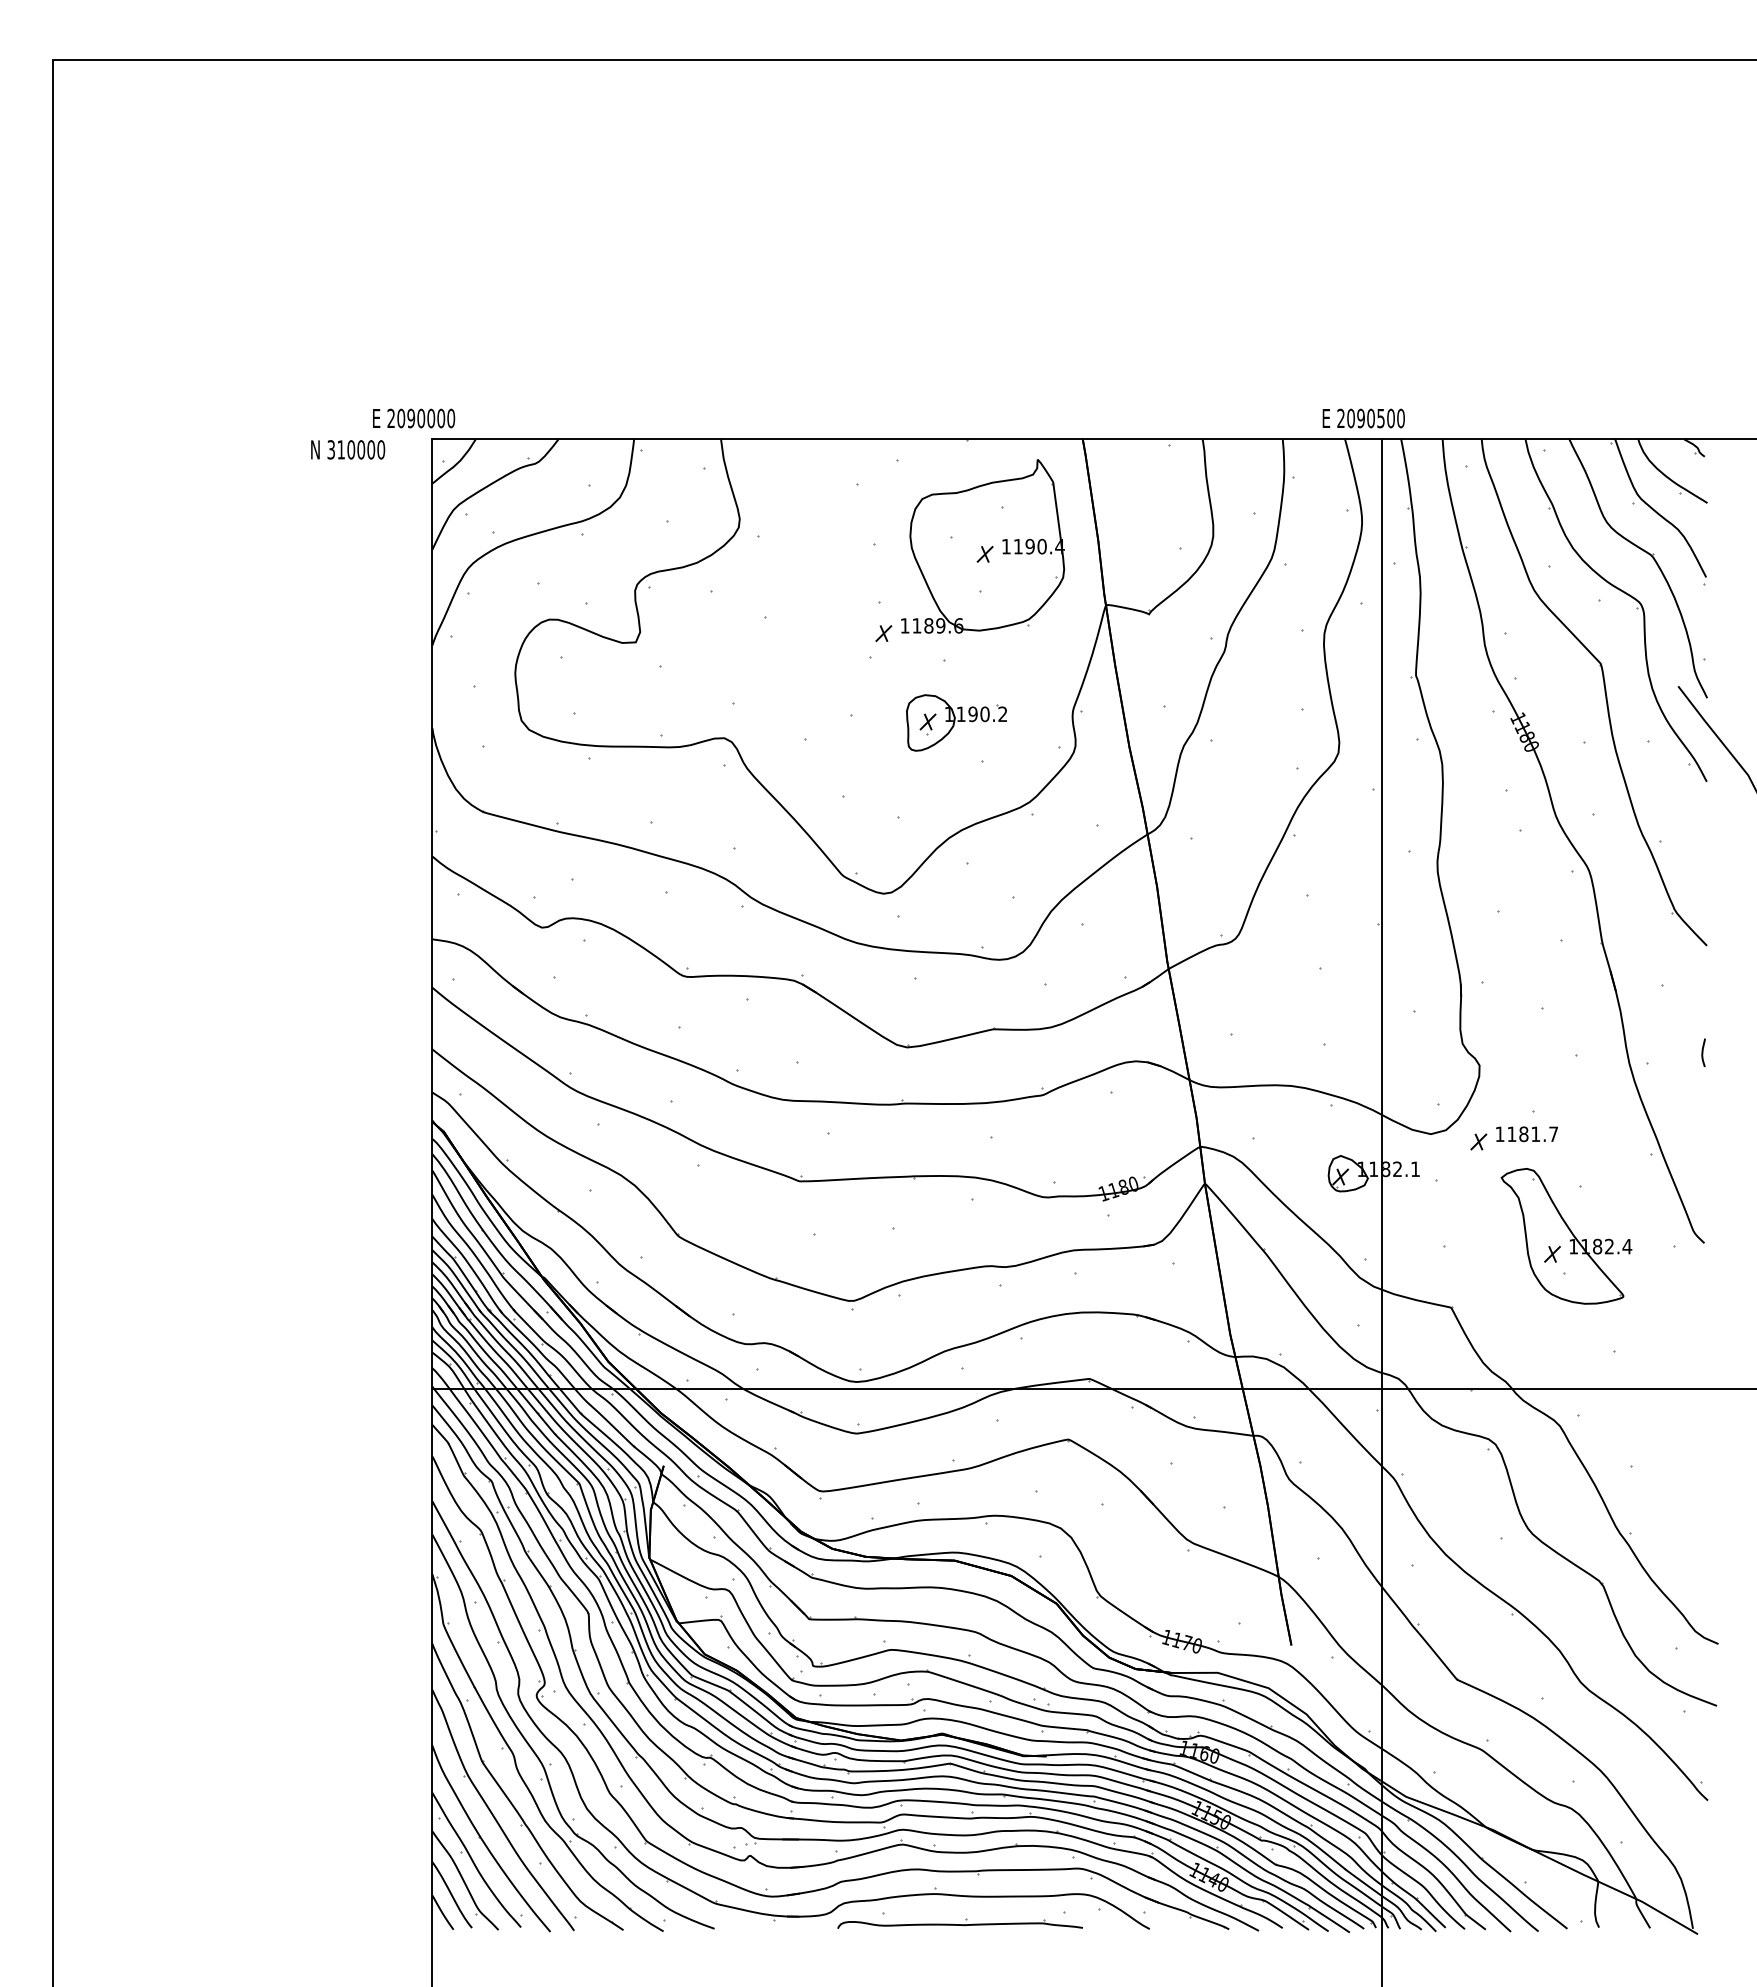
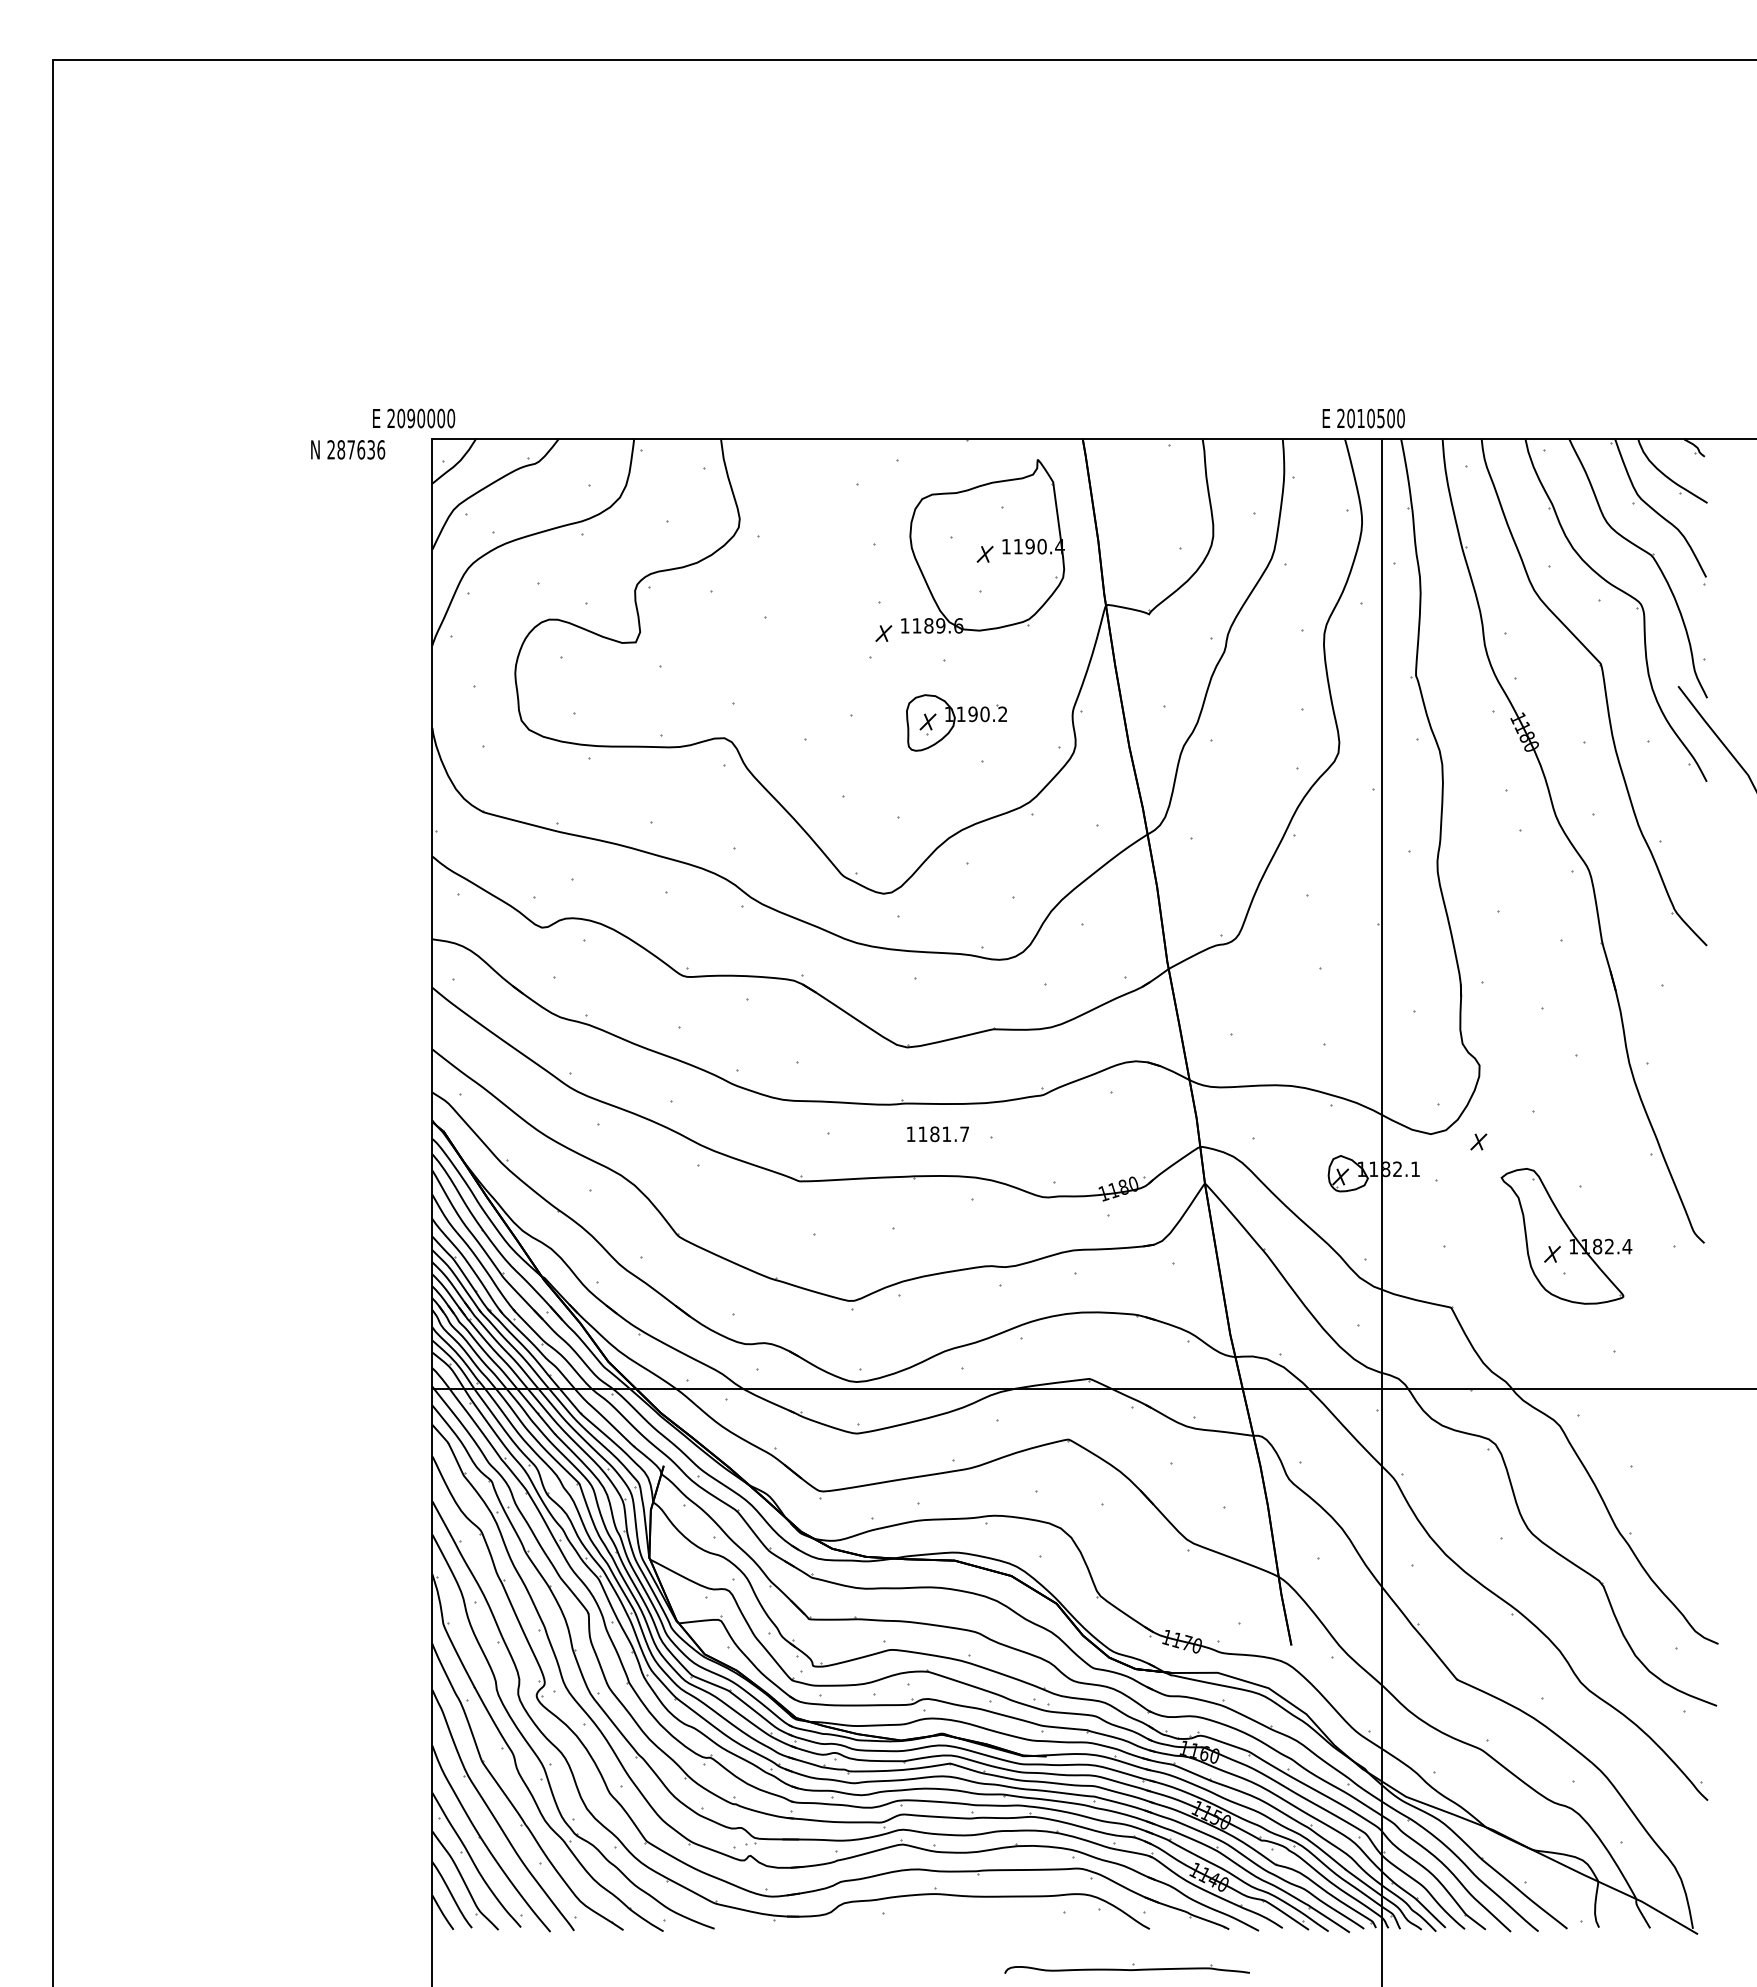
text: 2090500 -> 2010500 (1360, 418)
text: 310000 -> 287636 (356, 449)
curve: present -> none (1703, 1052)
text position: (1526, 1134) -> (937, 1134) (937, 1134)
part position: (959, 1923) -> (1126, 1968) (1126, 1968)
